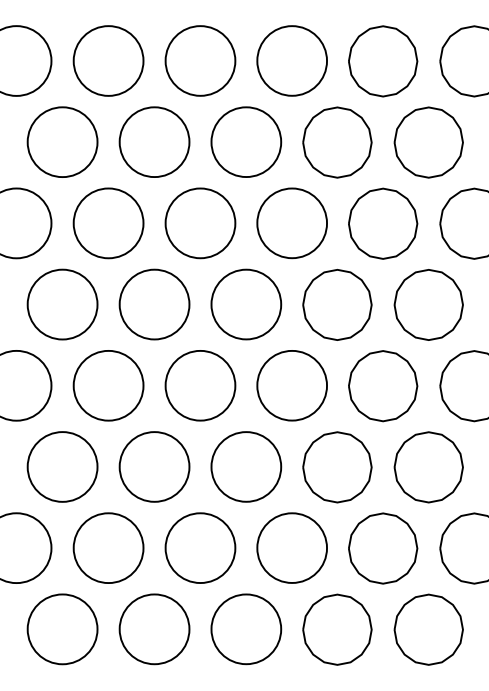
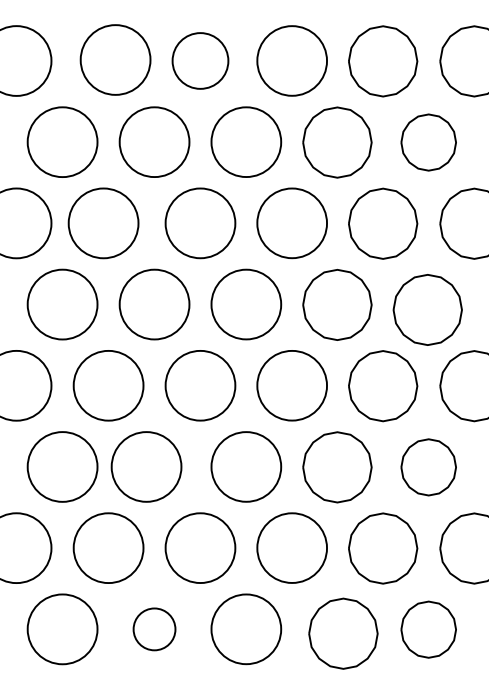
part position: (108, 60) -> (115, 59) (115, 59)
part size: 73x72 px -> 59x58 px (200, 60)
part size: 71x73 px -> 57x59 px (428, 142)
part position: (108, 223) -> (103, 223) (103, 223)
part position: (428, 304) -> (427, 309) (427, 309)
part position: (154, 466) -> (146, 466) (146, 466)
part size: 71x73 px -> 57x59 px (428, 467)
part size: 73x73 px -> 45x45 px (154, 629)
part position: (337, 629) -> (343, 633) (343, 633)
part size: 71x73 px -> 57x59 px (428, 629)
